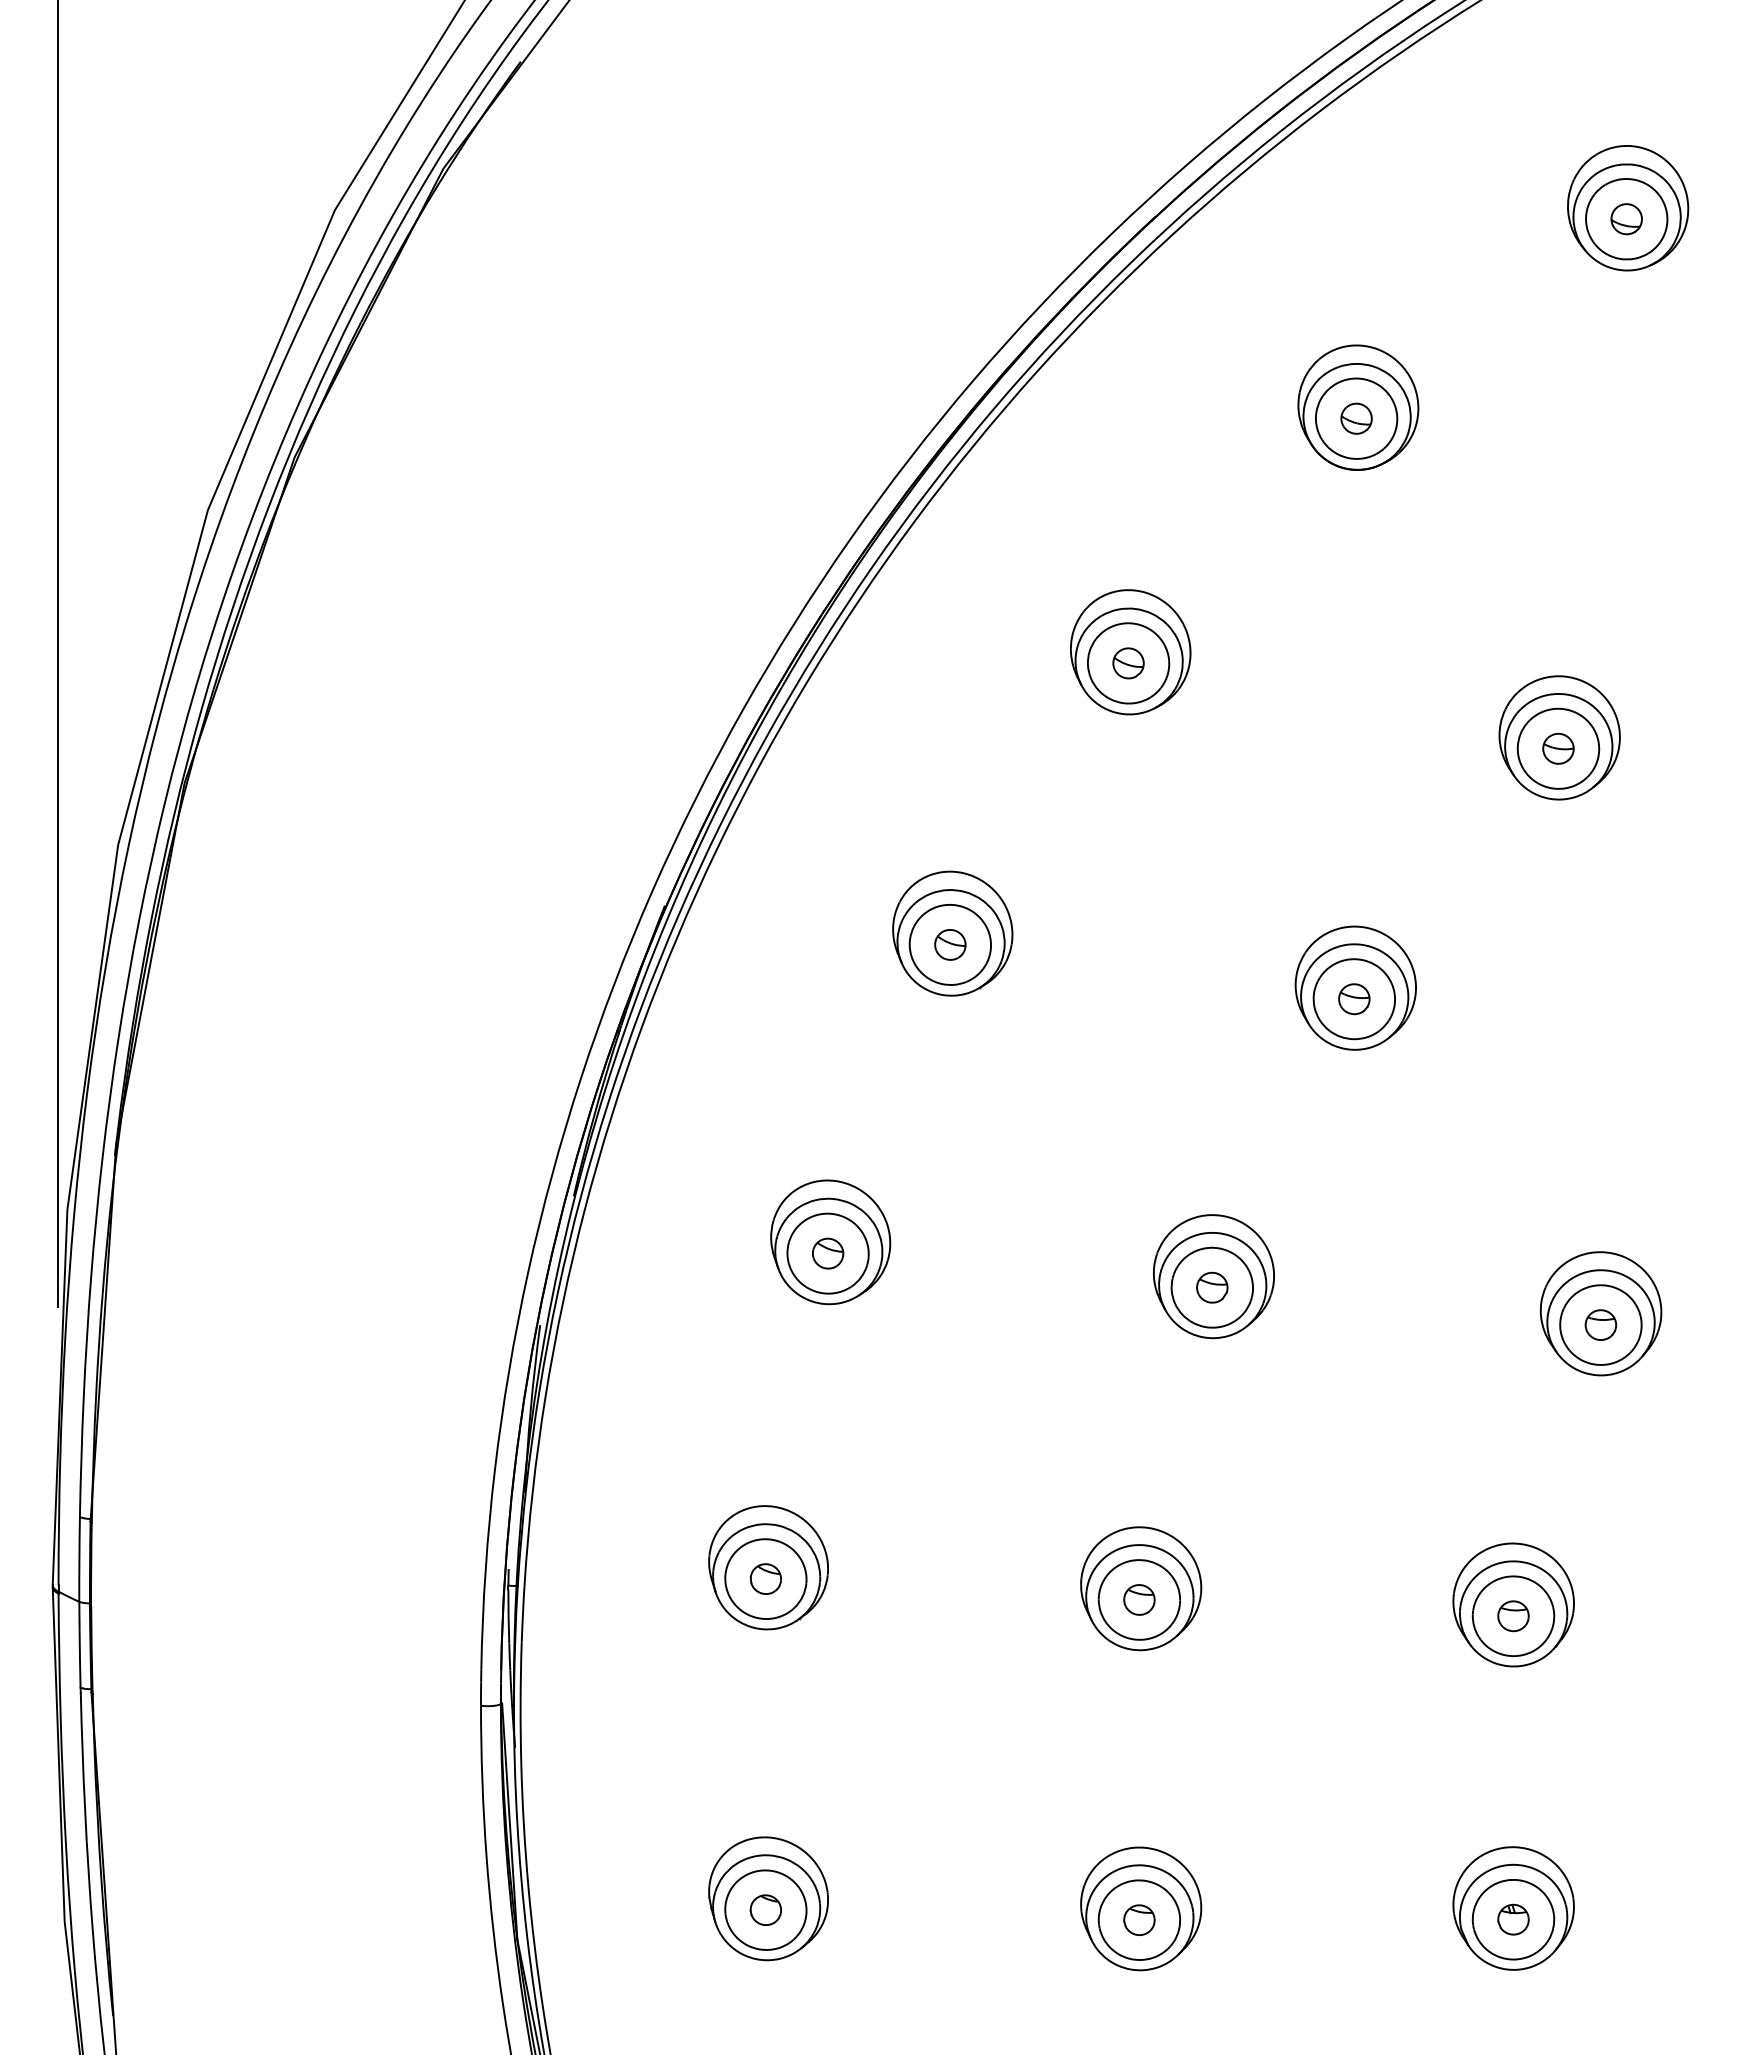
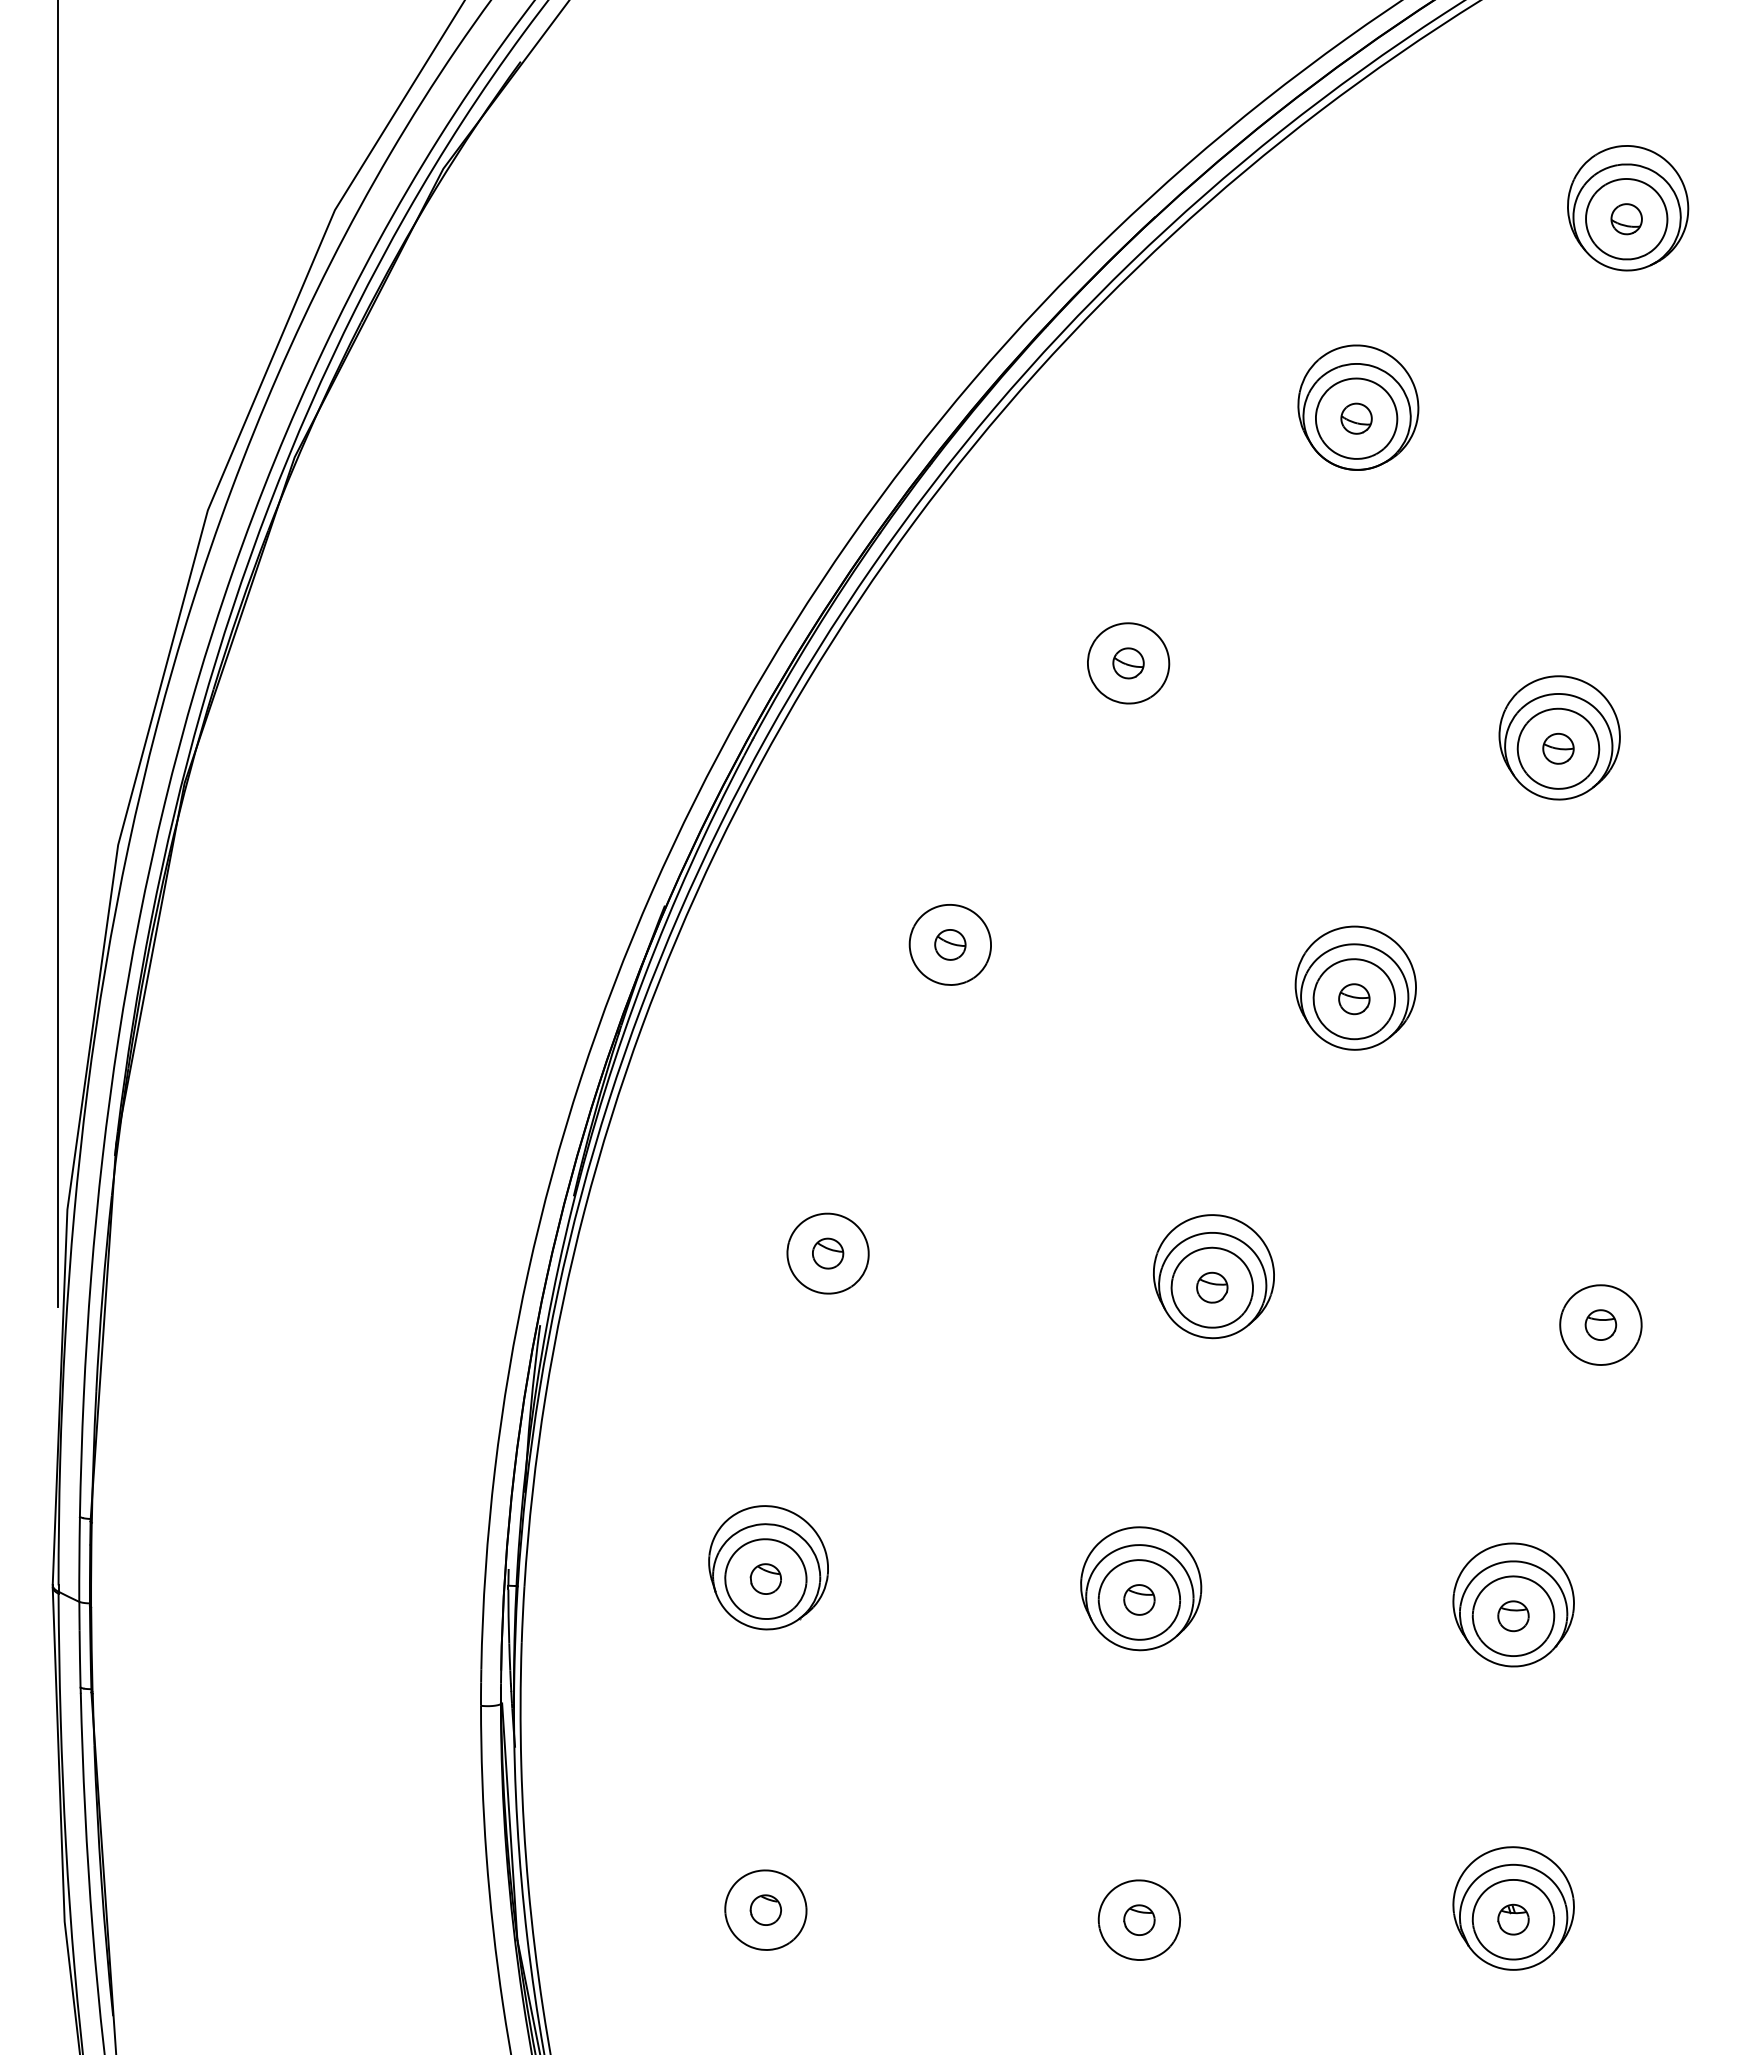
part: present -> none (1130, 652)
part: present -> none (952, 933)
part: present -> none (830, 1242)
part: present -> none (1600, 1313)
part: present -> none (768, 1898)
part: present -> none (1141, 1908)
